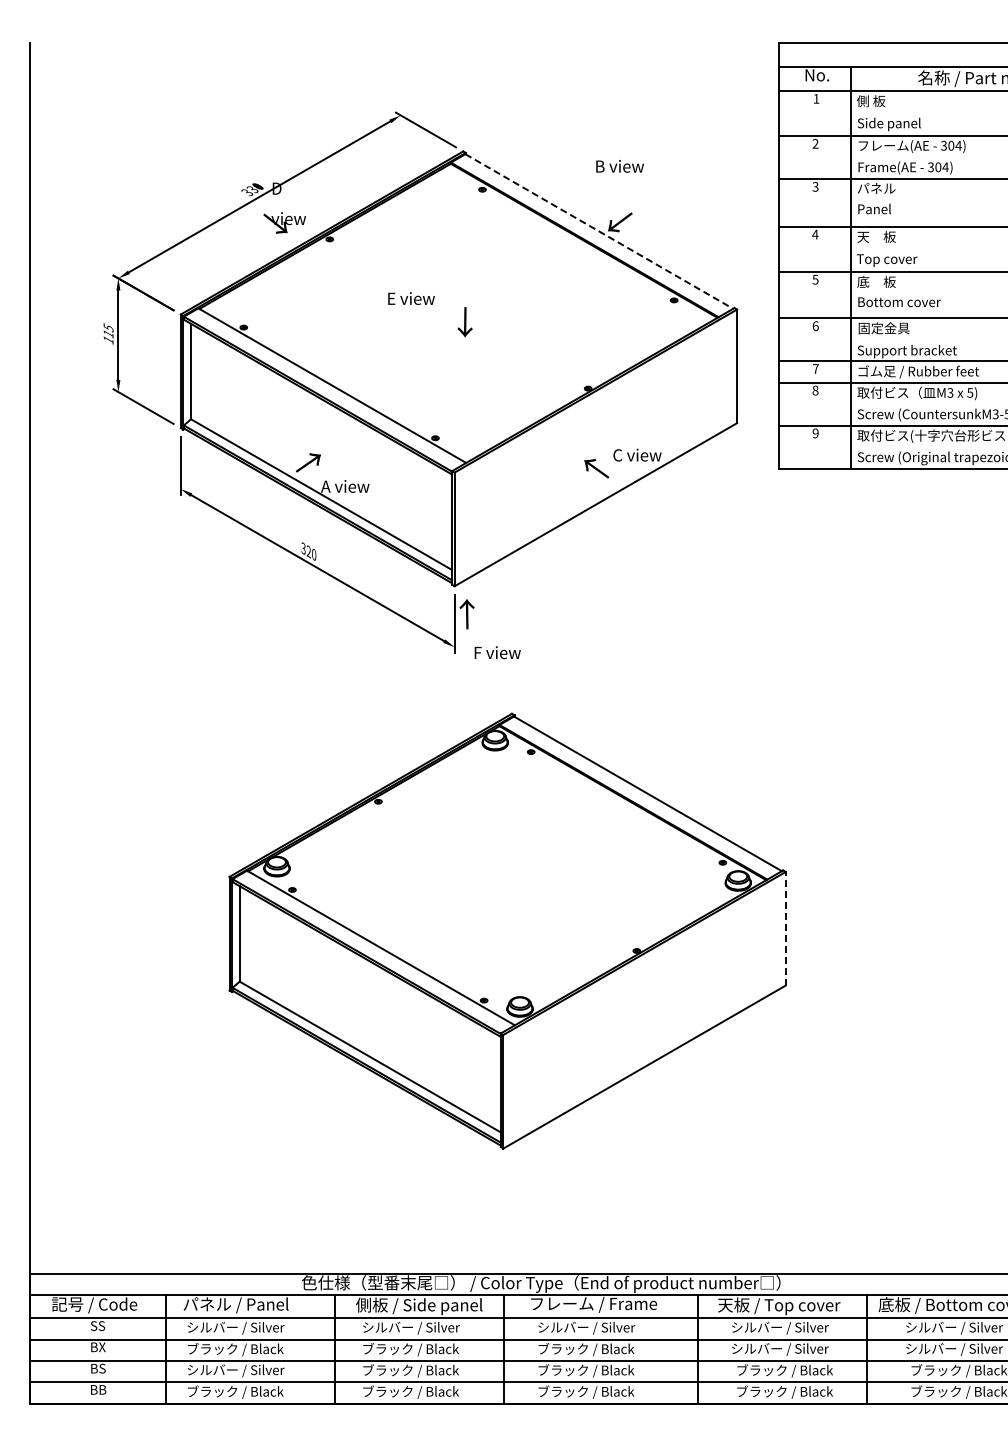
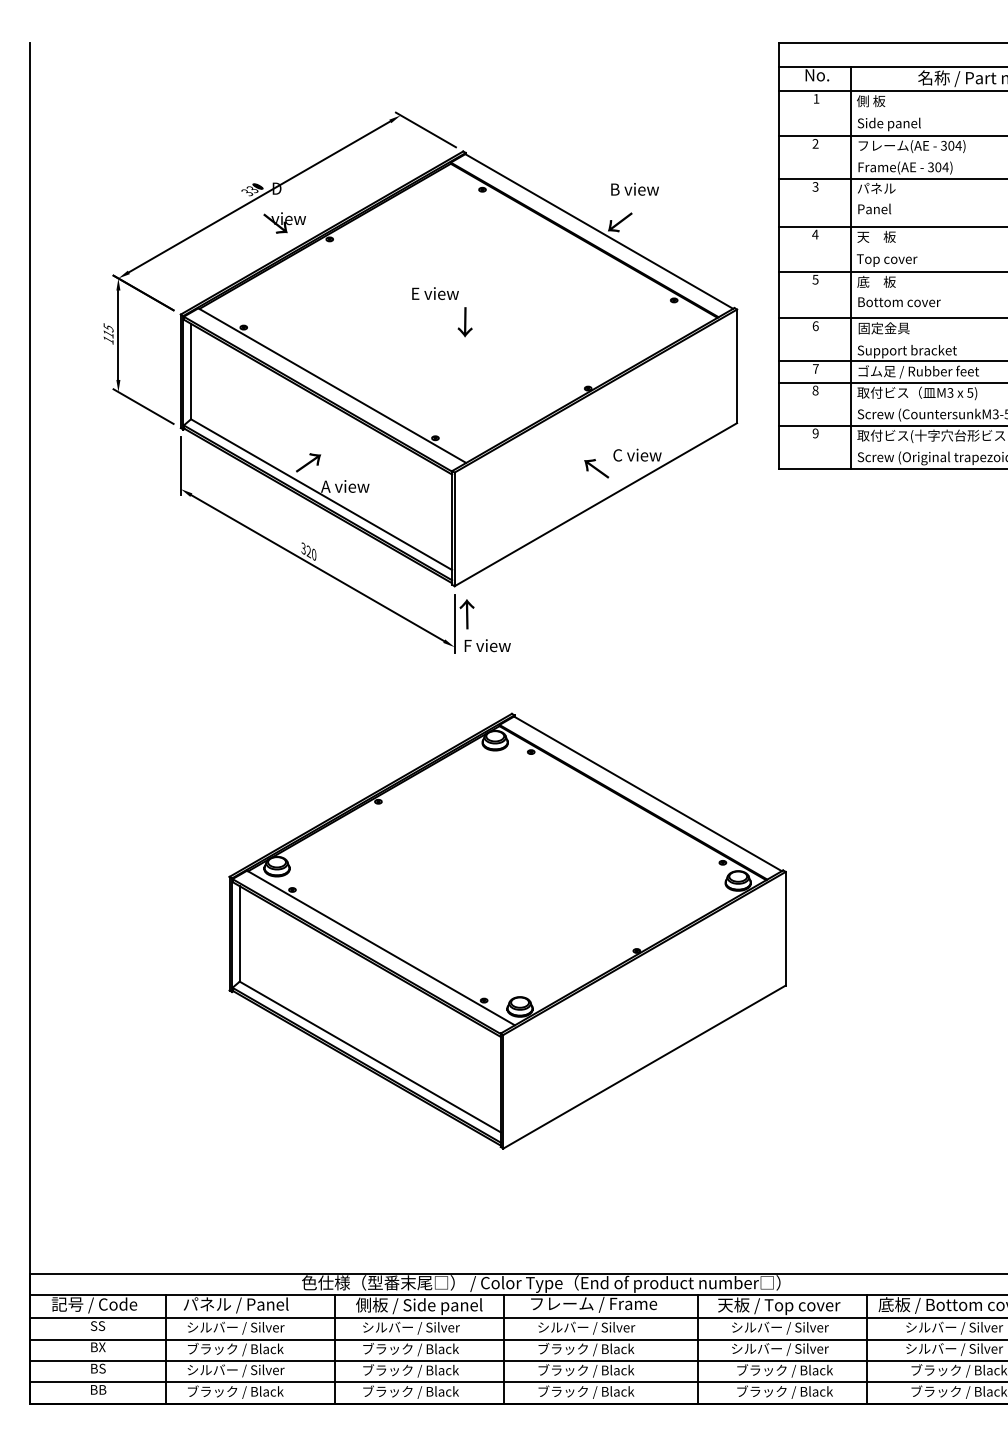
text position: (619, 166) -> (634, 189) (634, 189)
line: dashed -> solid (599, 231)
text position: (411, 298) -> (435, 293) (435, 293)
text position: (497, 652) -> (487, 645) (487, 645)
line: dashed -> solid (785, 928)
